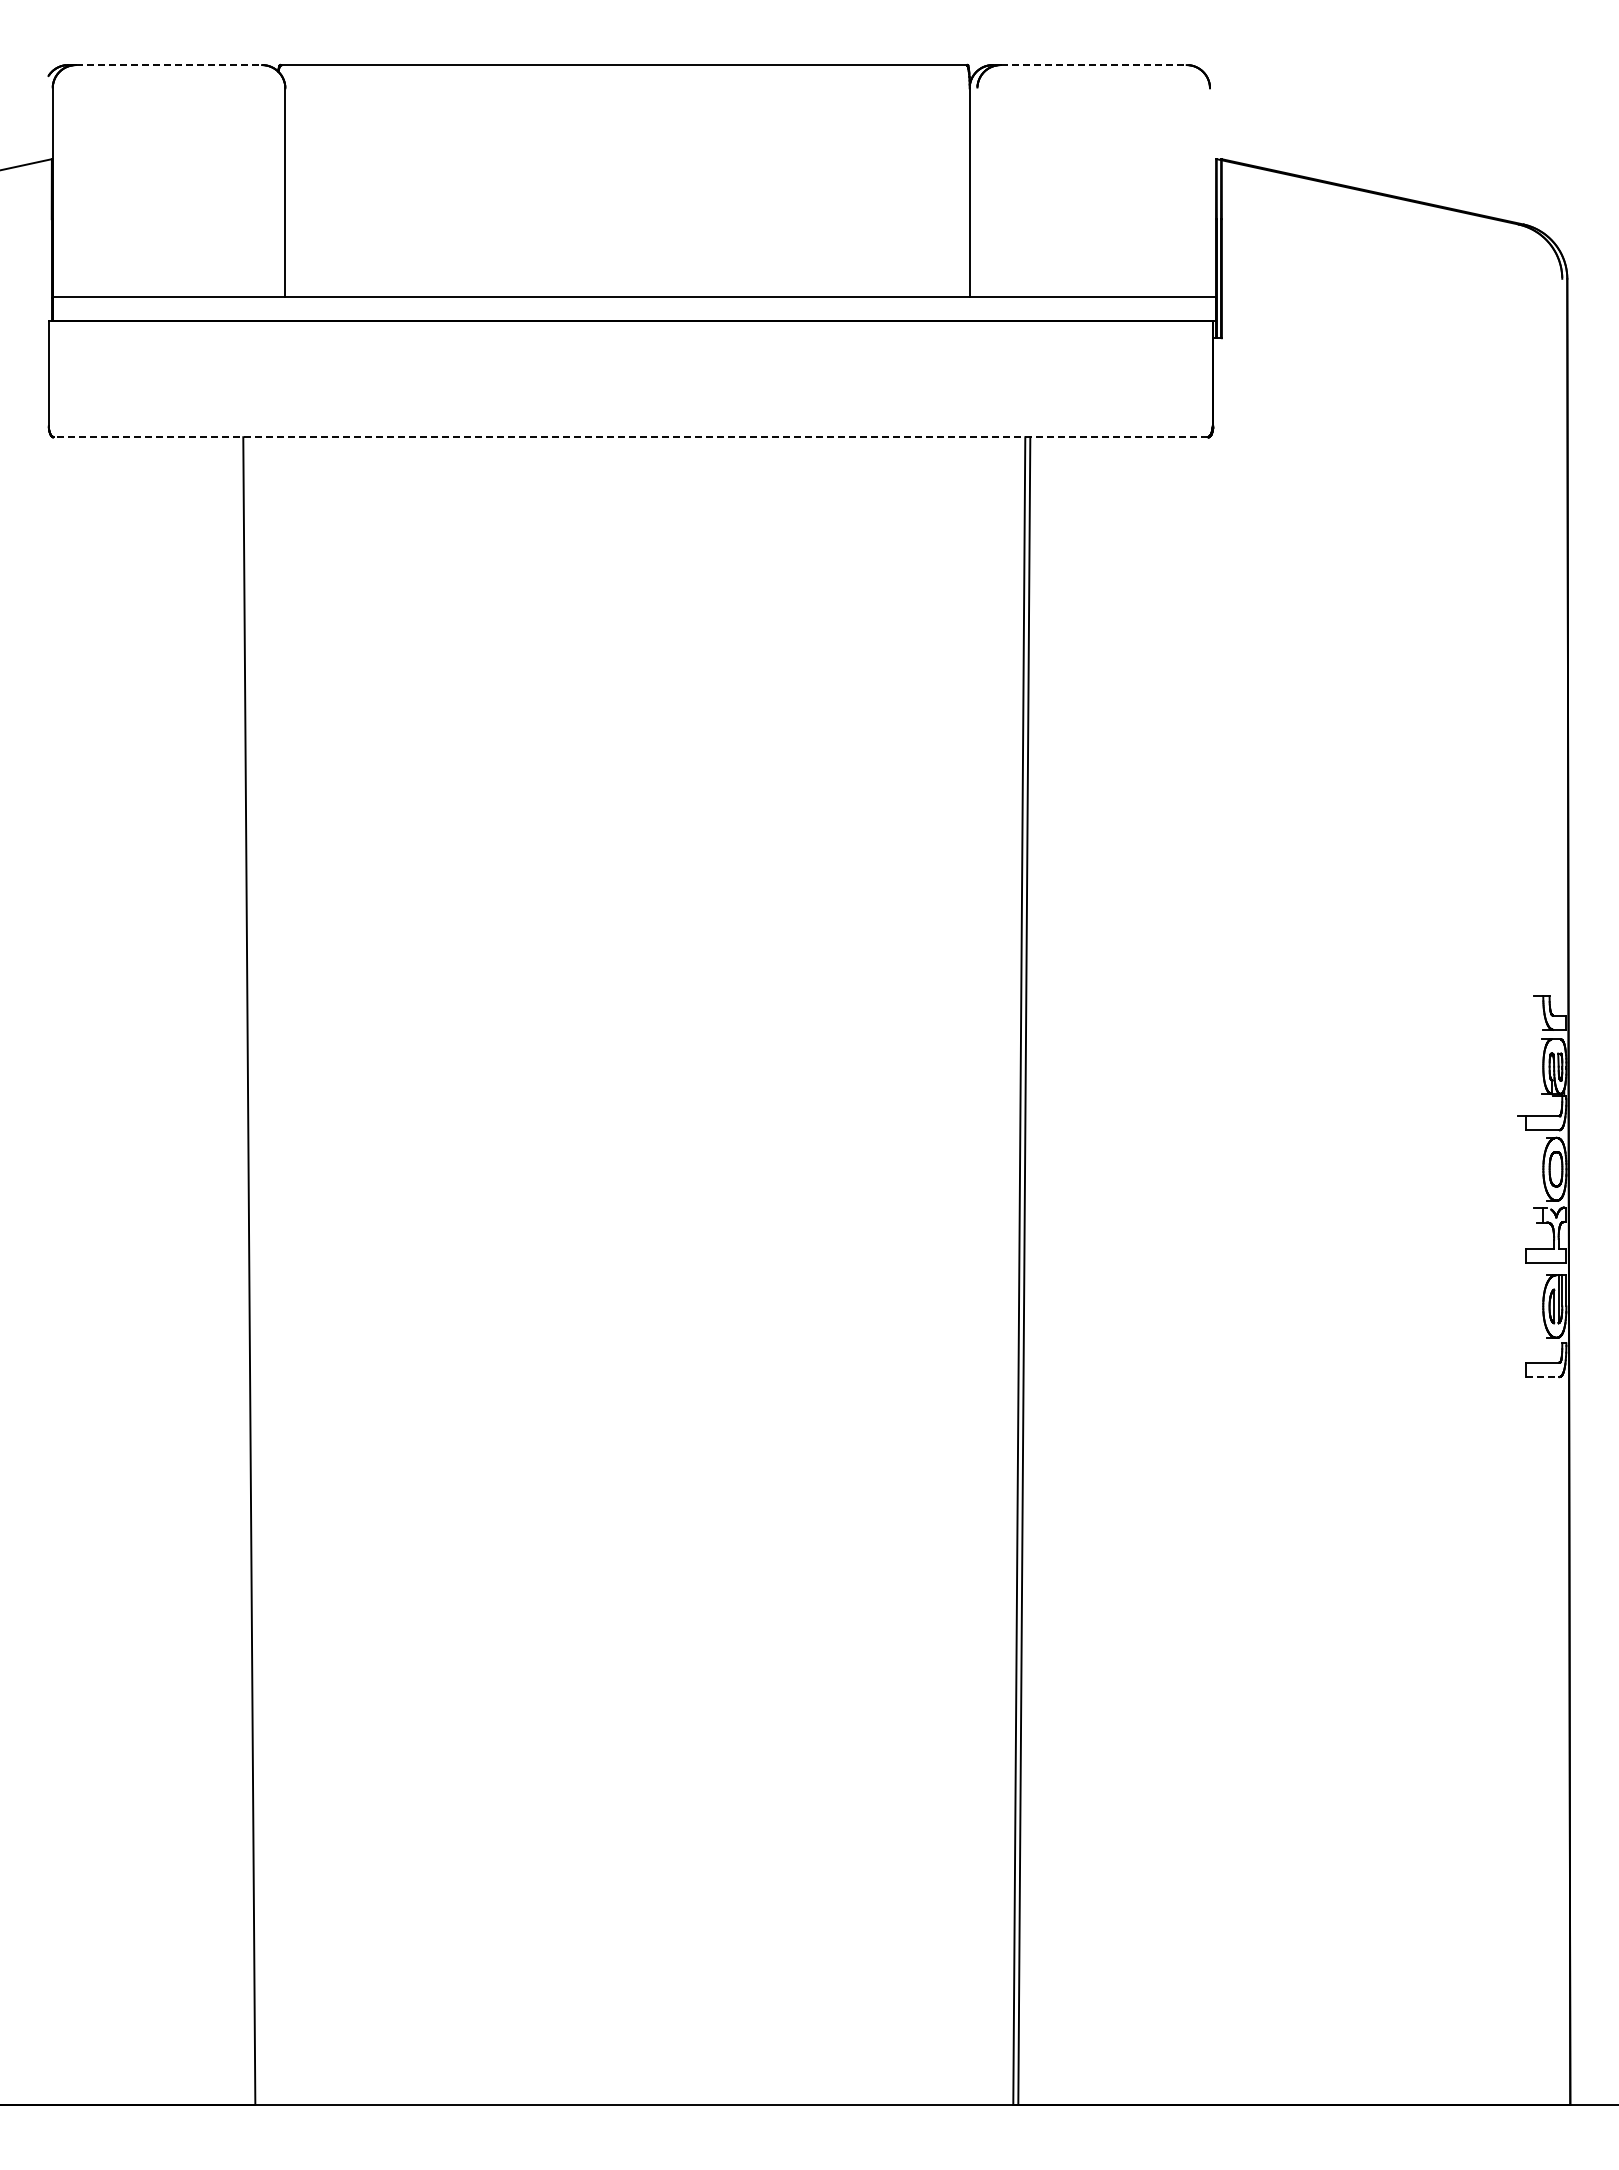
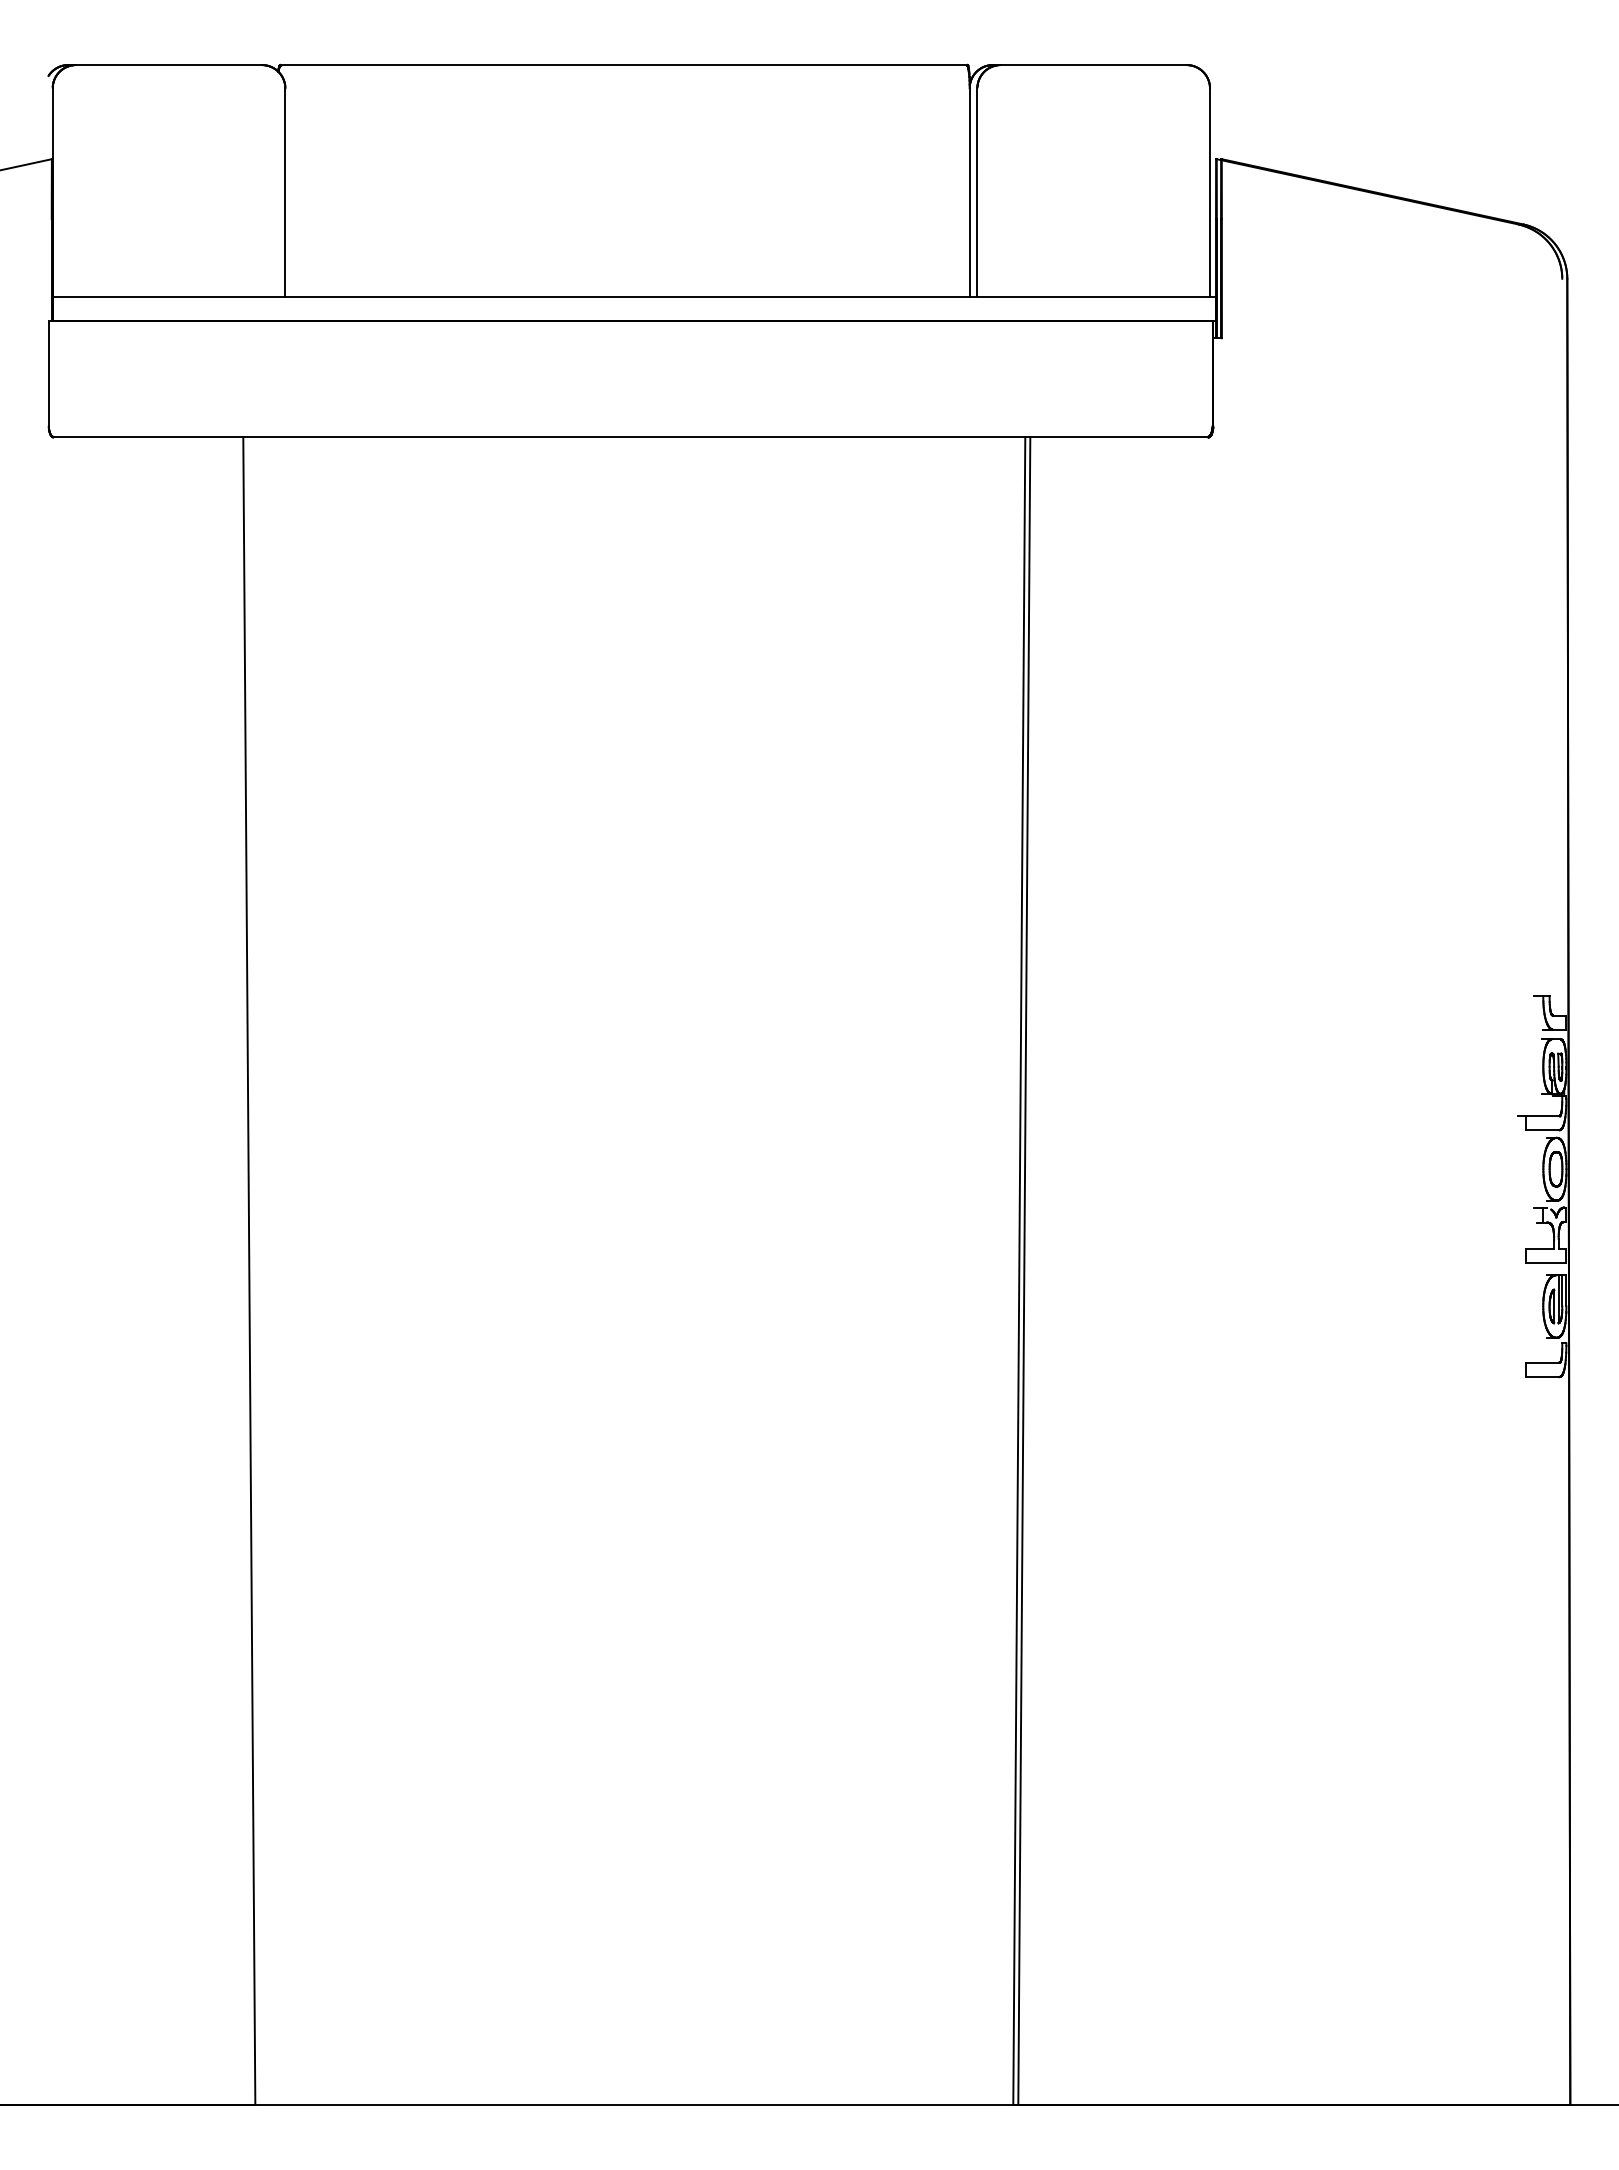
line: dashed -> solid (169, 65)
line: dashed -> solid (1094, 65)
line: none -> present (977, 192)
line: none -> present (1210, 192)
line: dashed -> solid (630, 437)
line: dashed -> solid (1543, 1377)
